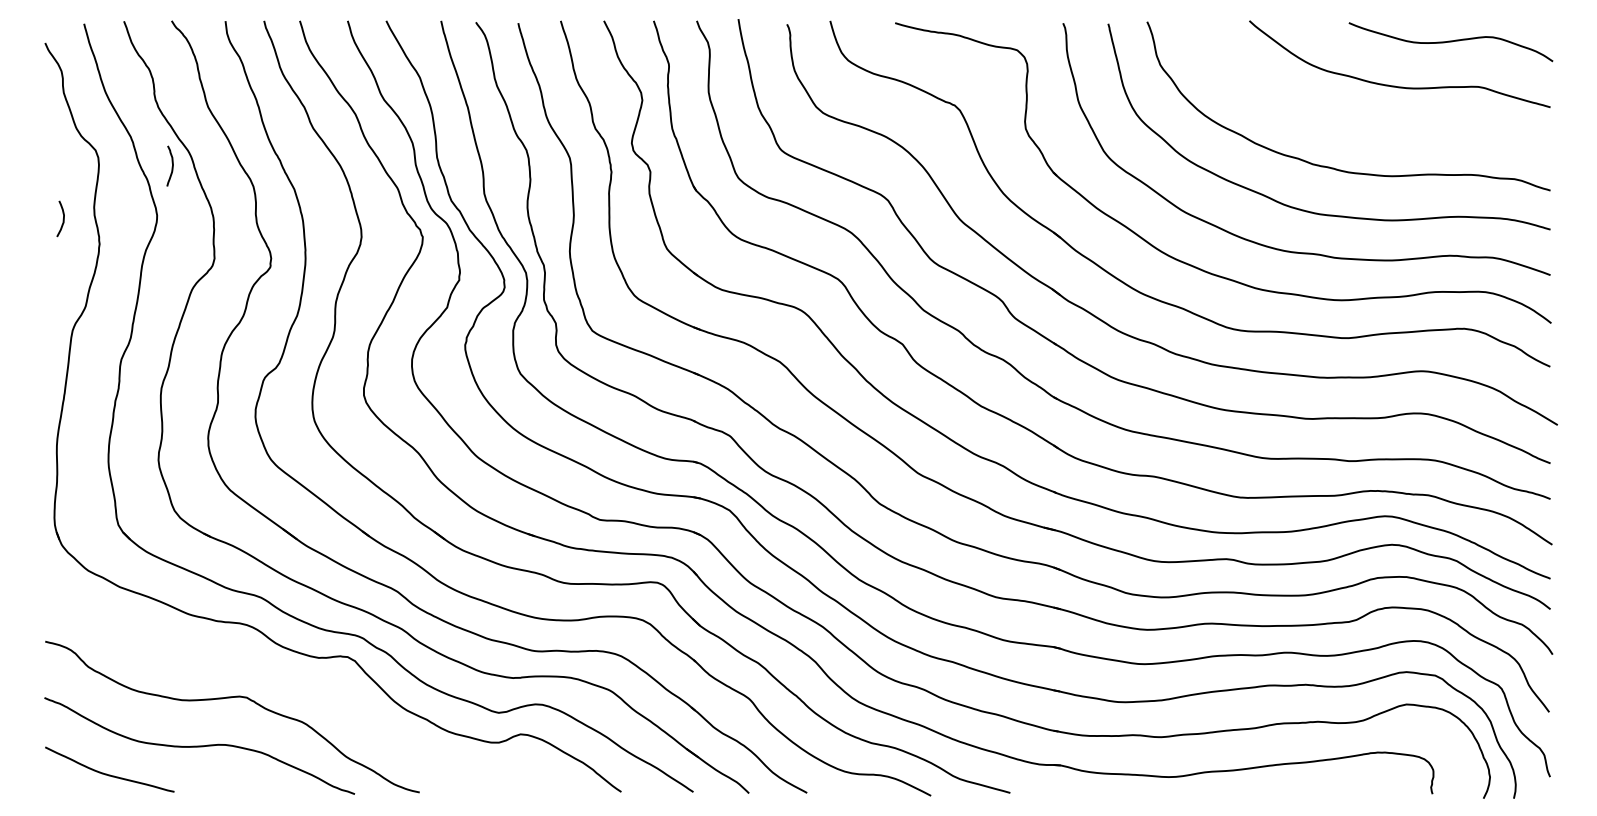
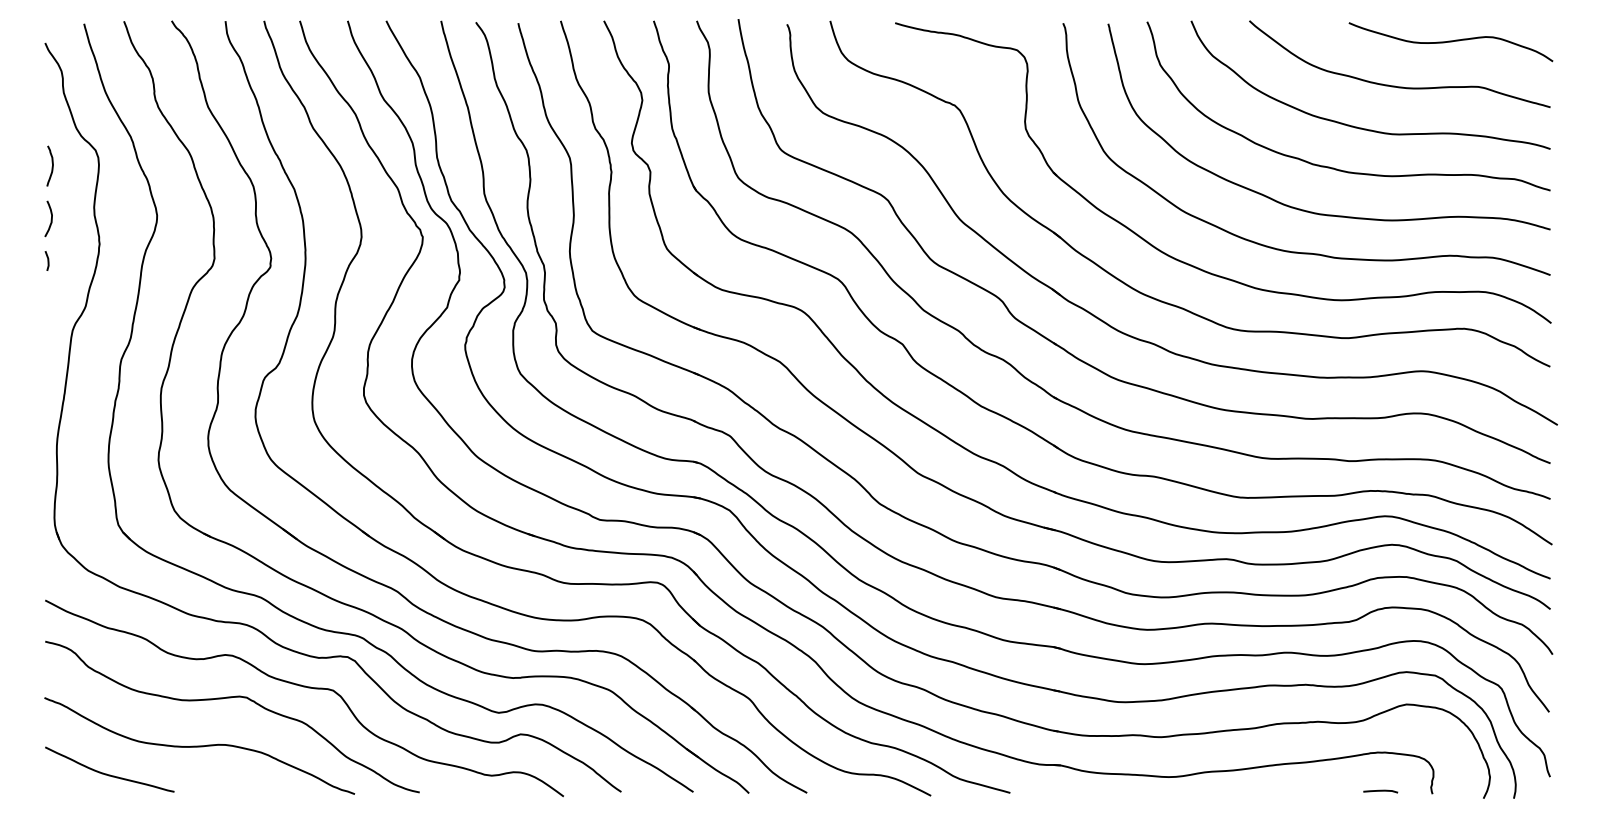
curve: none -> present (1361, 127)
curve position: (171, 166) -> (51, 166) (51, 166)
curve position: (62, 219) -> (50, 219) (50, 219)
line: none -> present (47, 260)
curve: none -> present (308, 688)
curve: none -> present (1380, 791)
